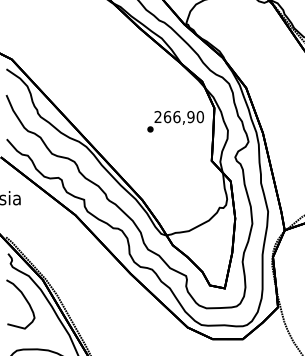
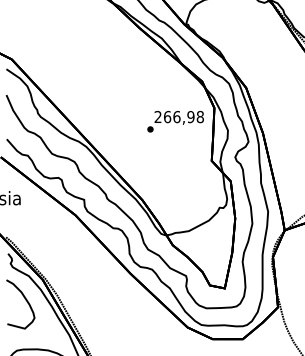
text: 266,90 -> 266,98 (199, 116)
